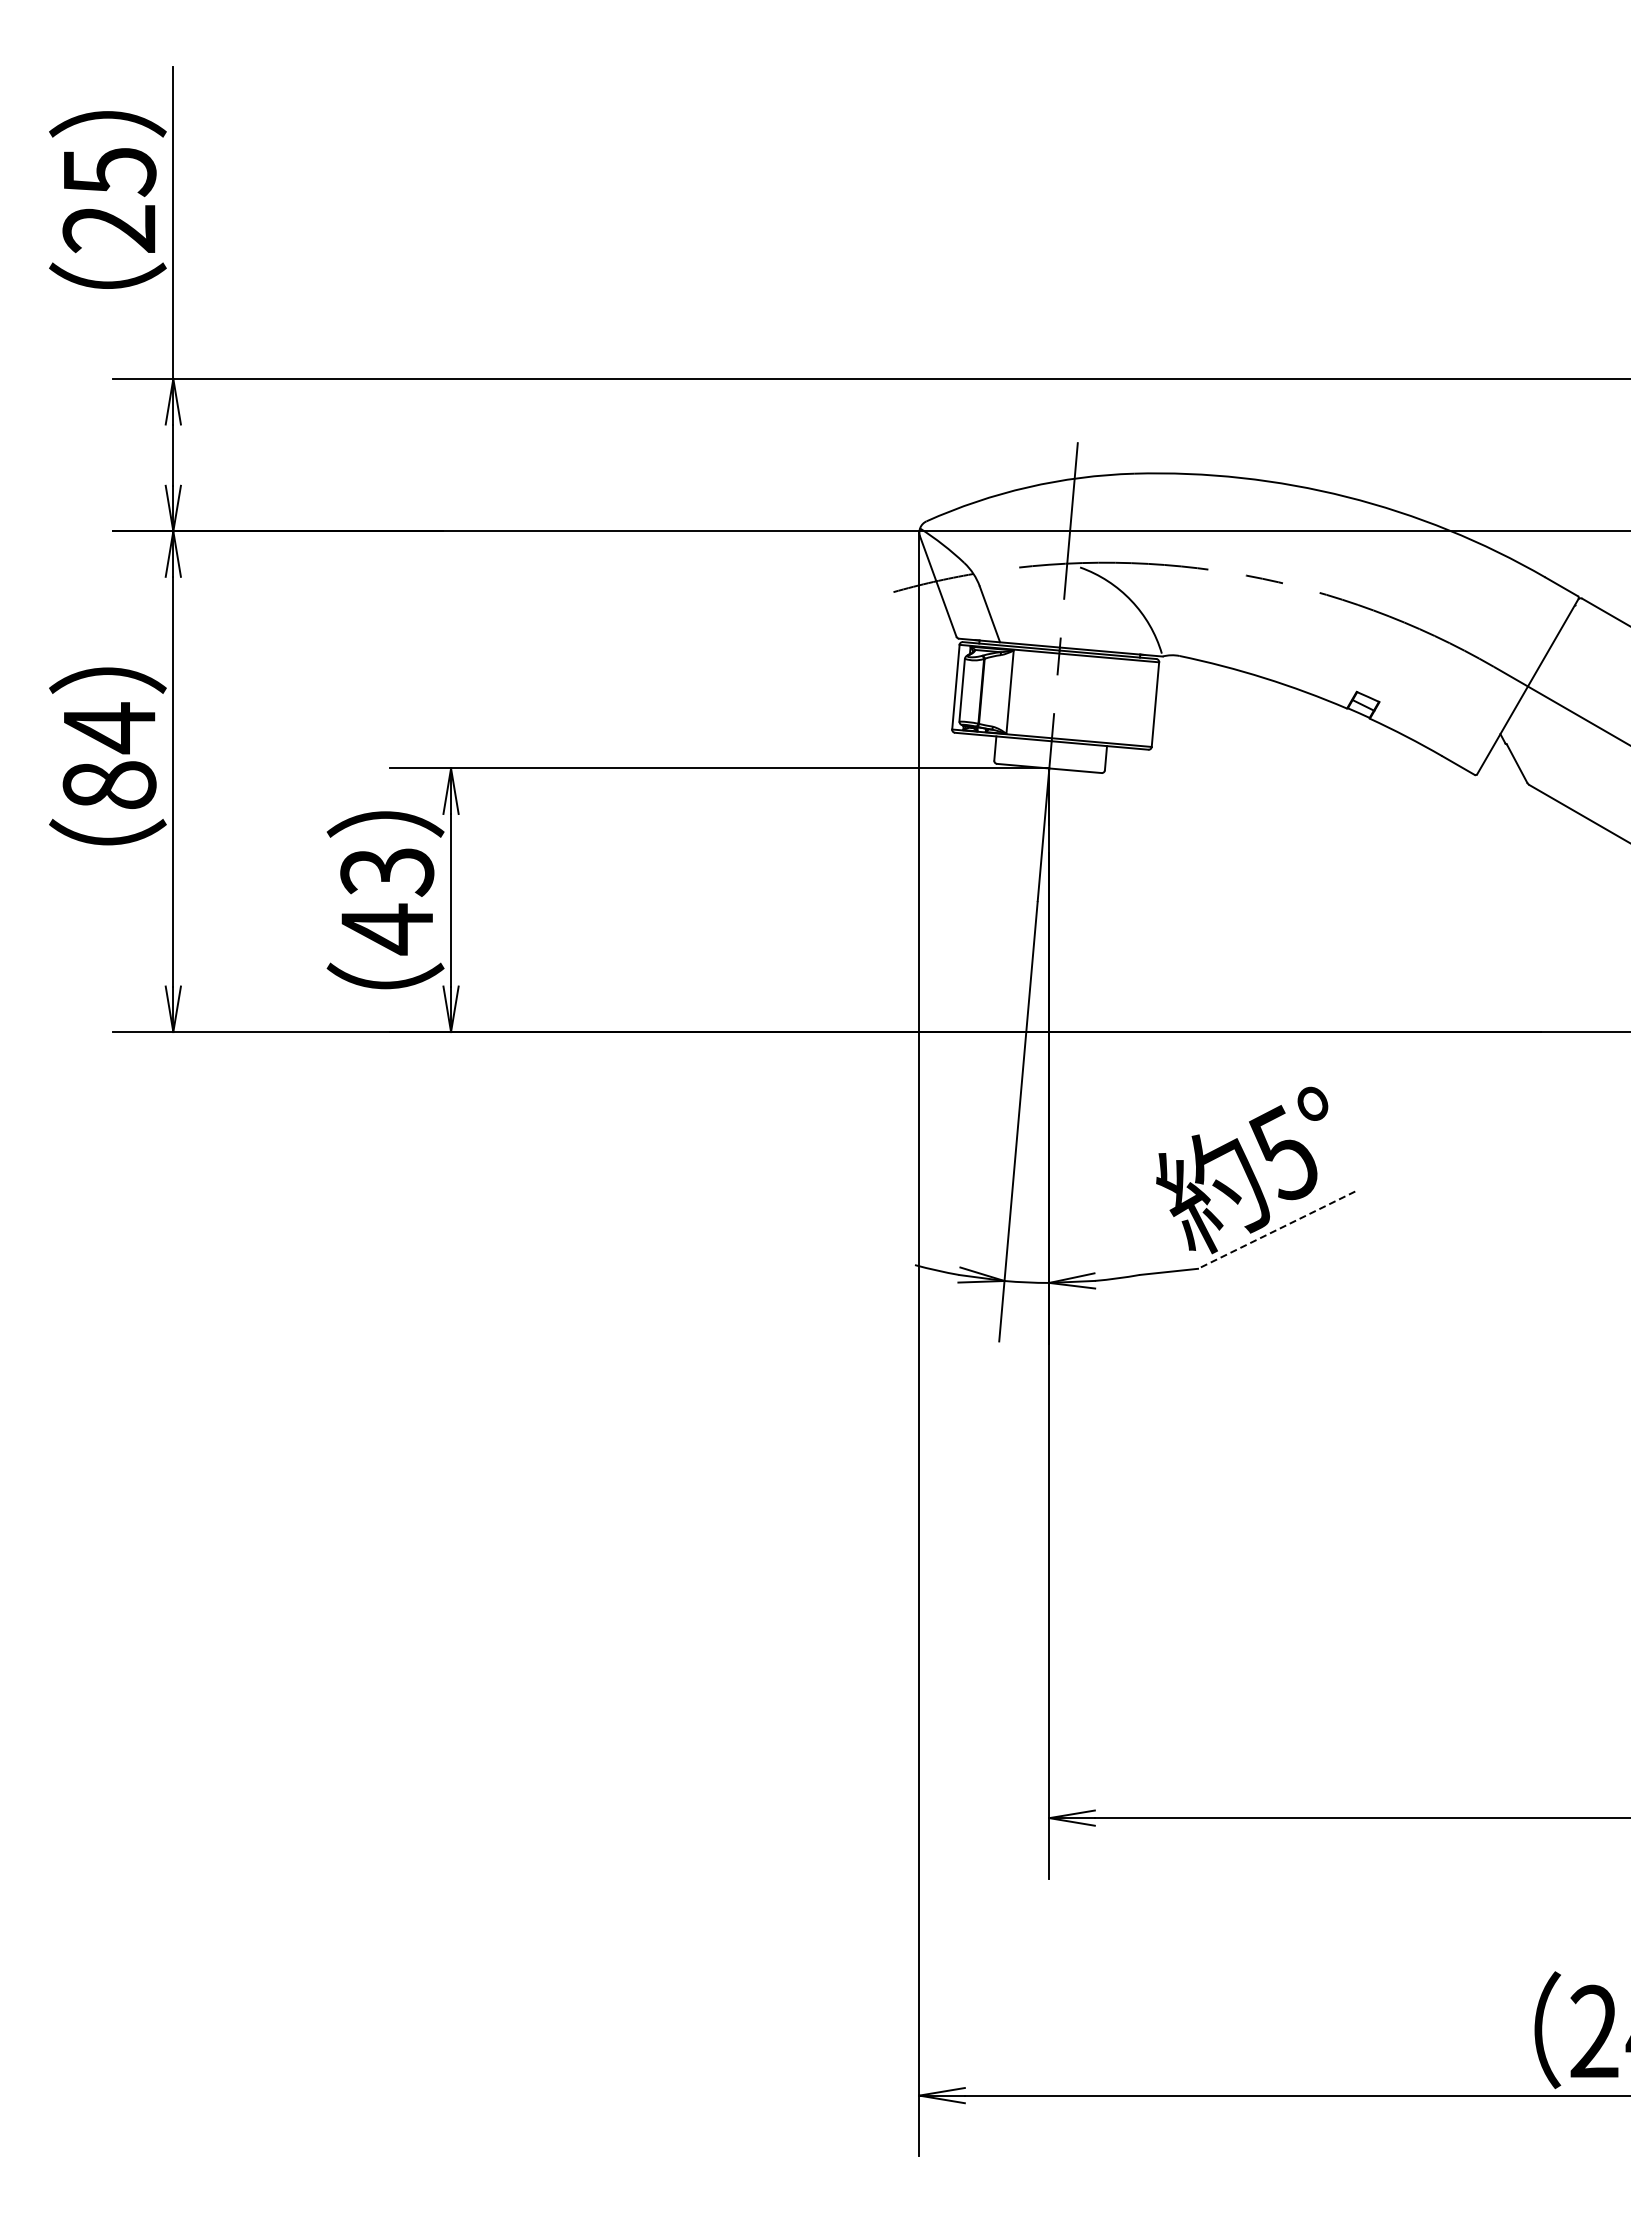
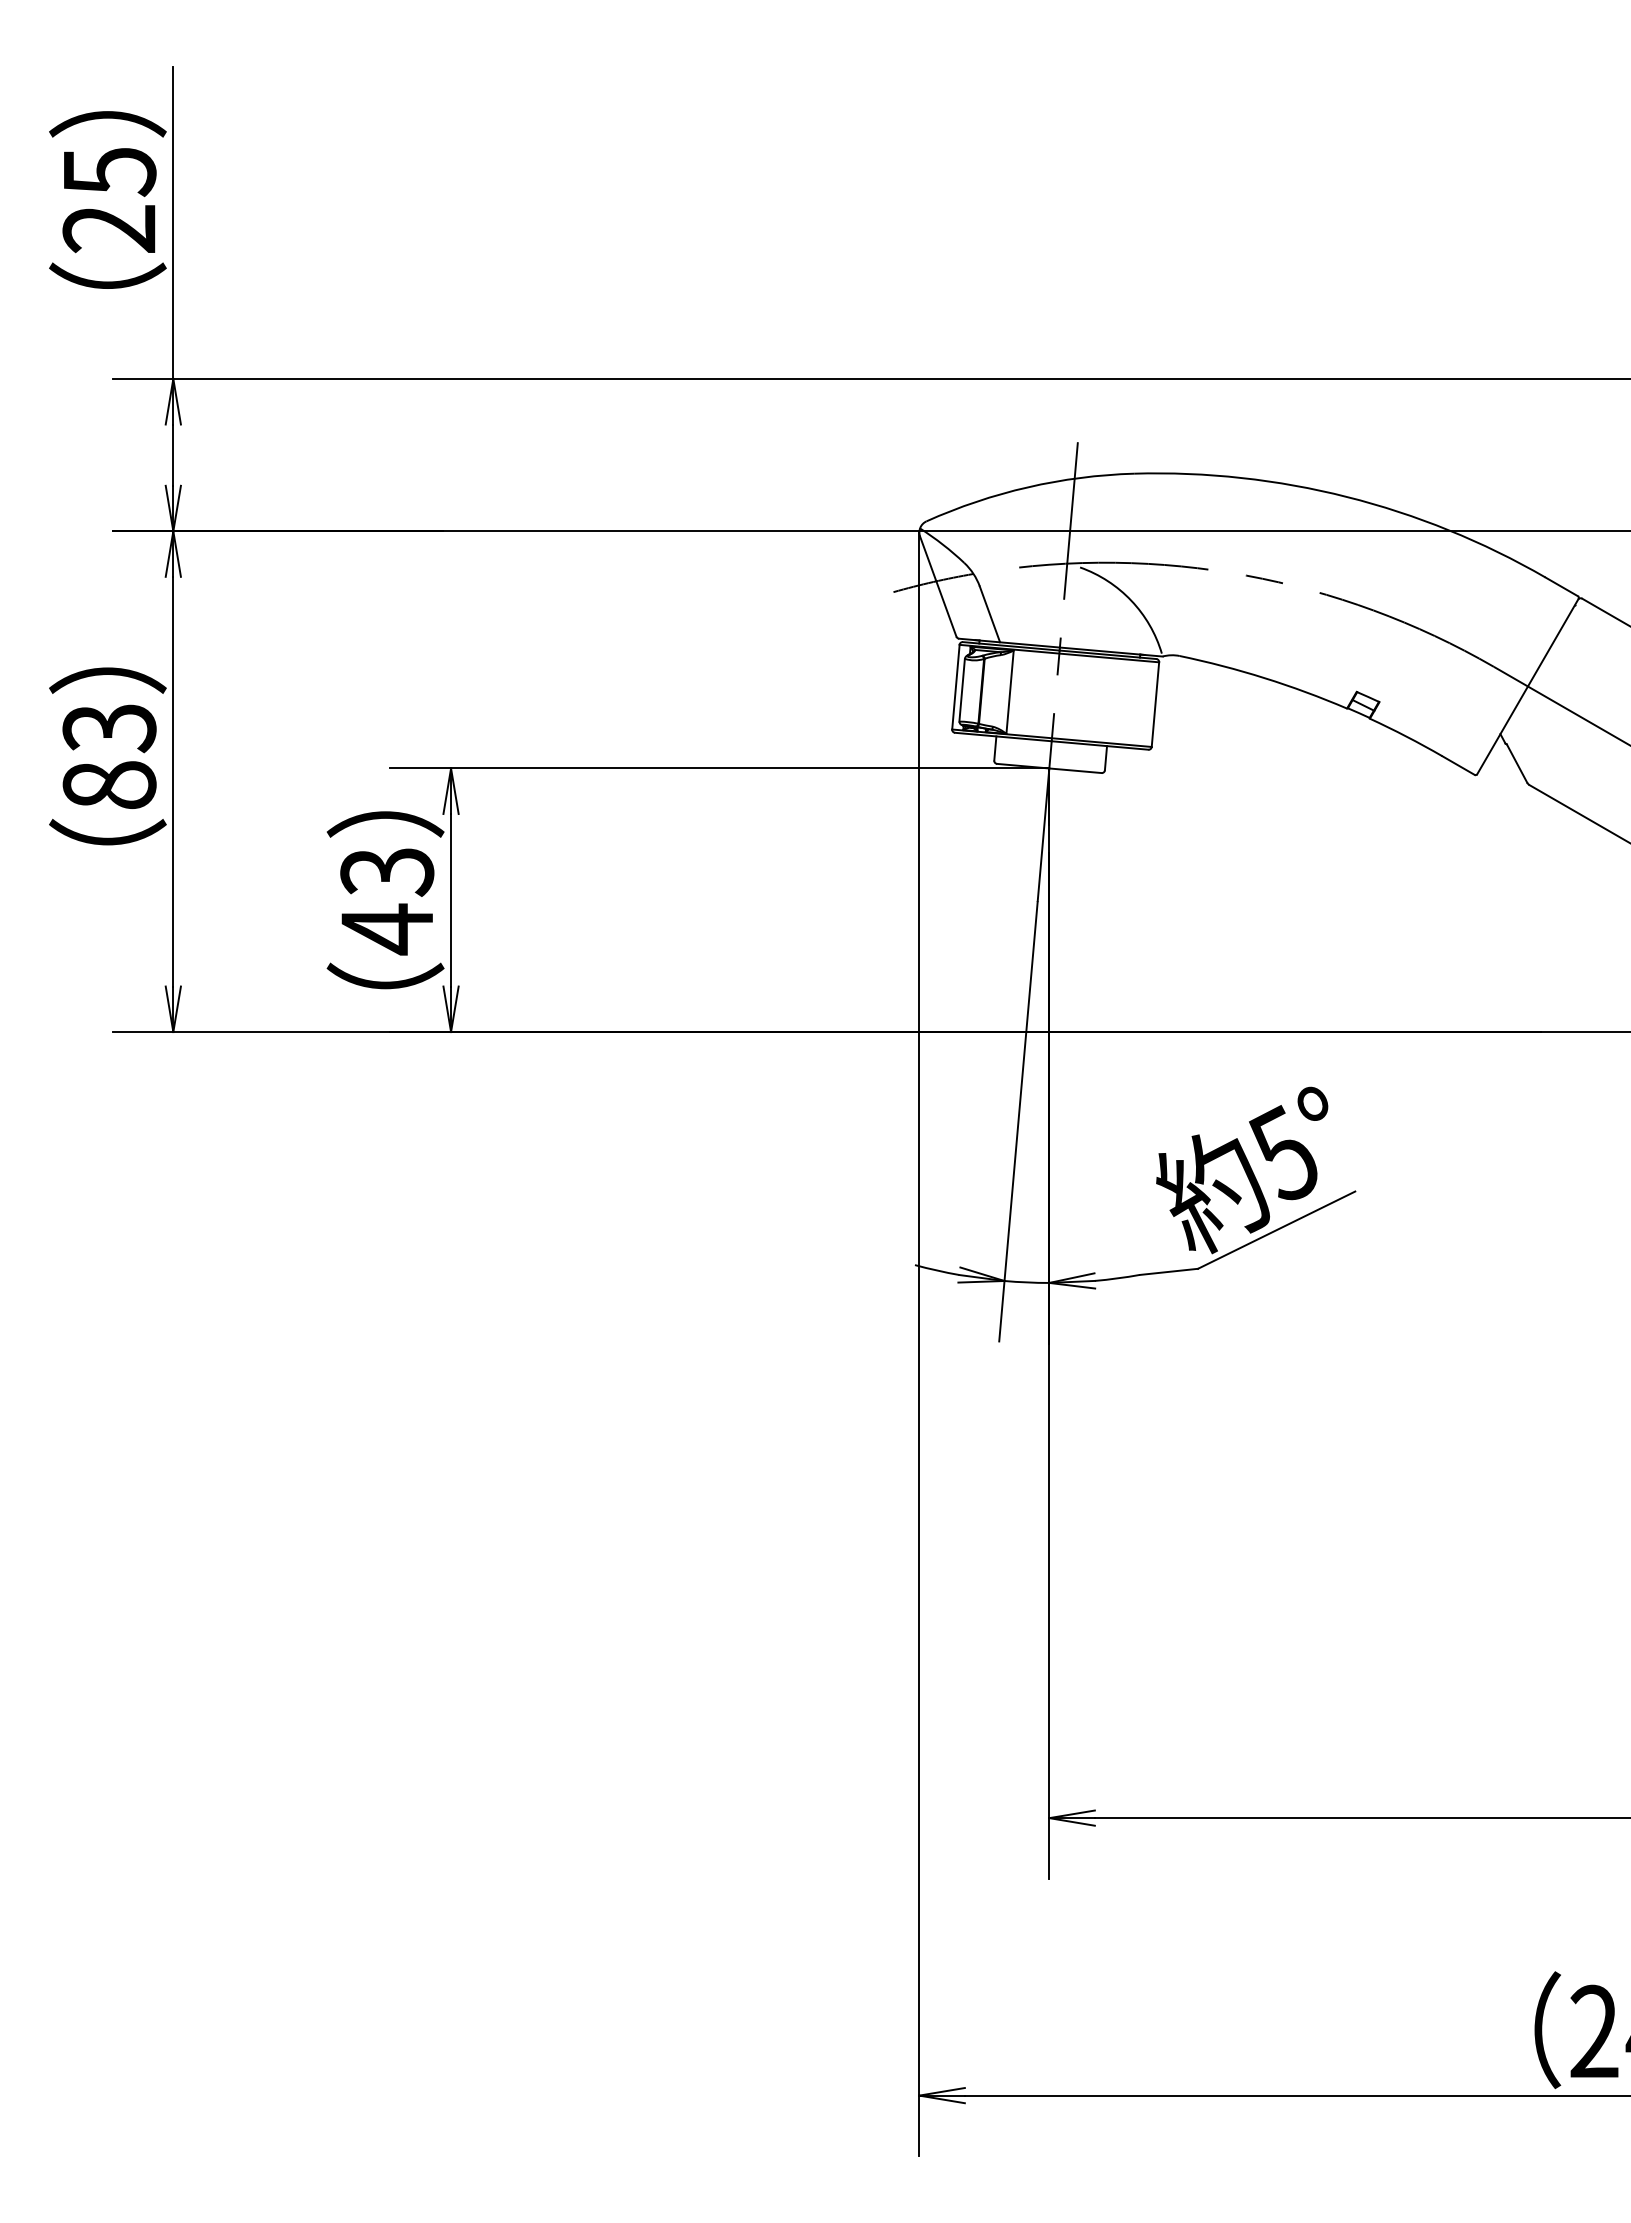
text: 84 -> 83 (109, 728)
line: dashed -> solid (1276, 1230)
